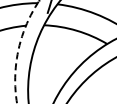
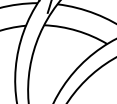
arc: dashed -> solid (18, 49)
